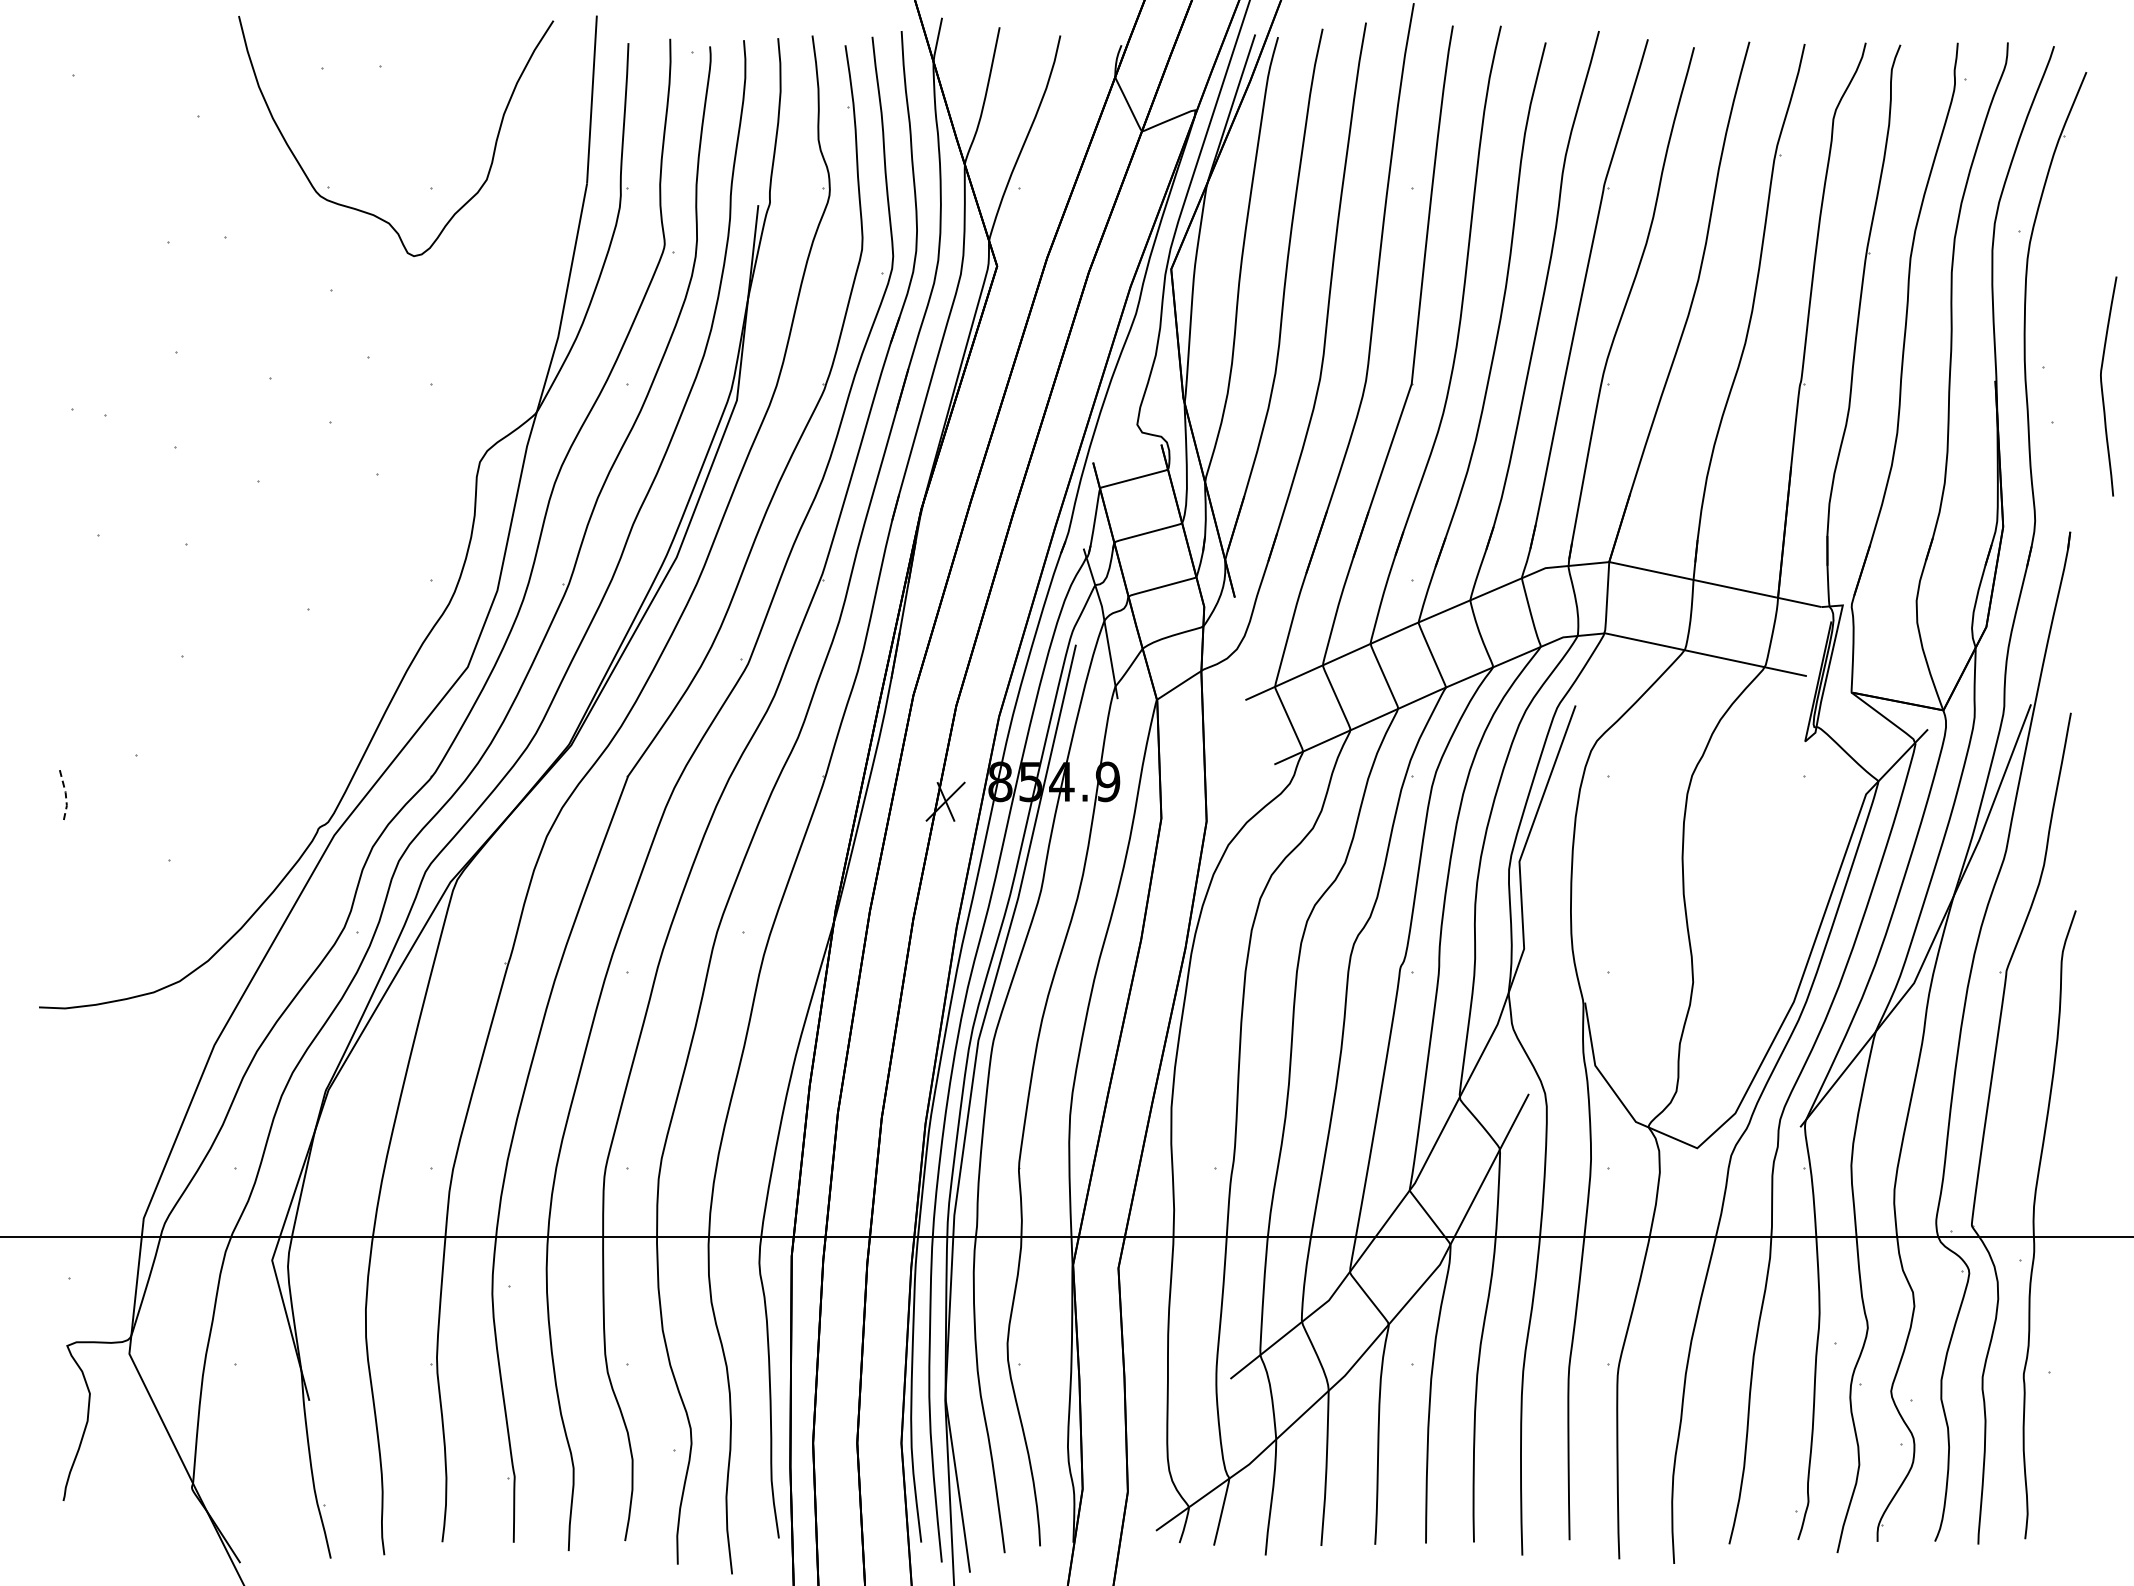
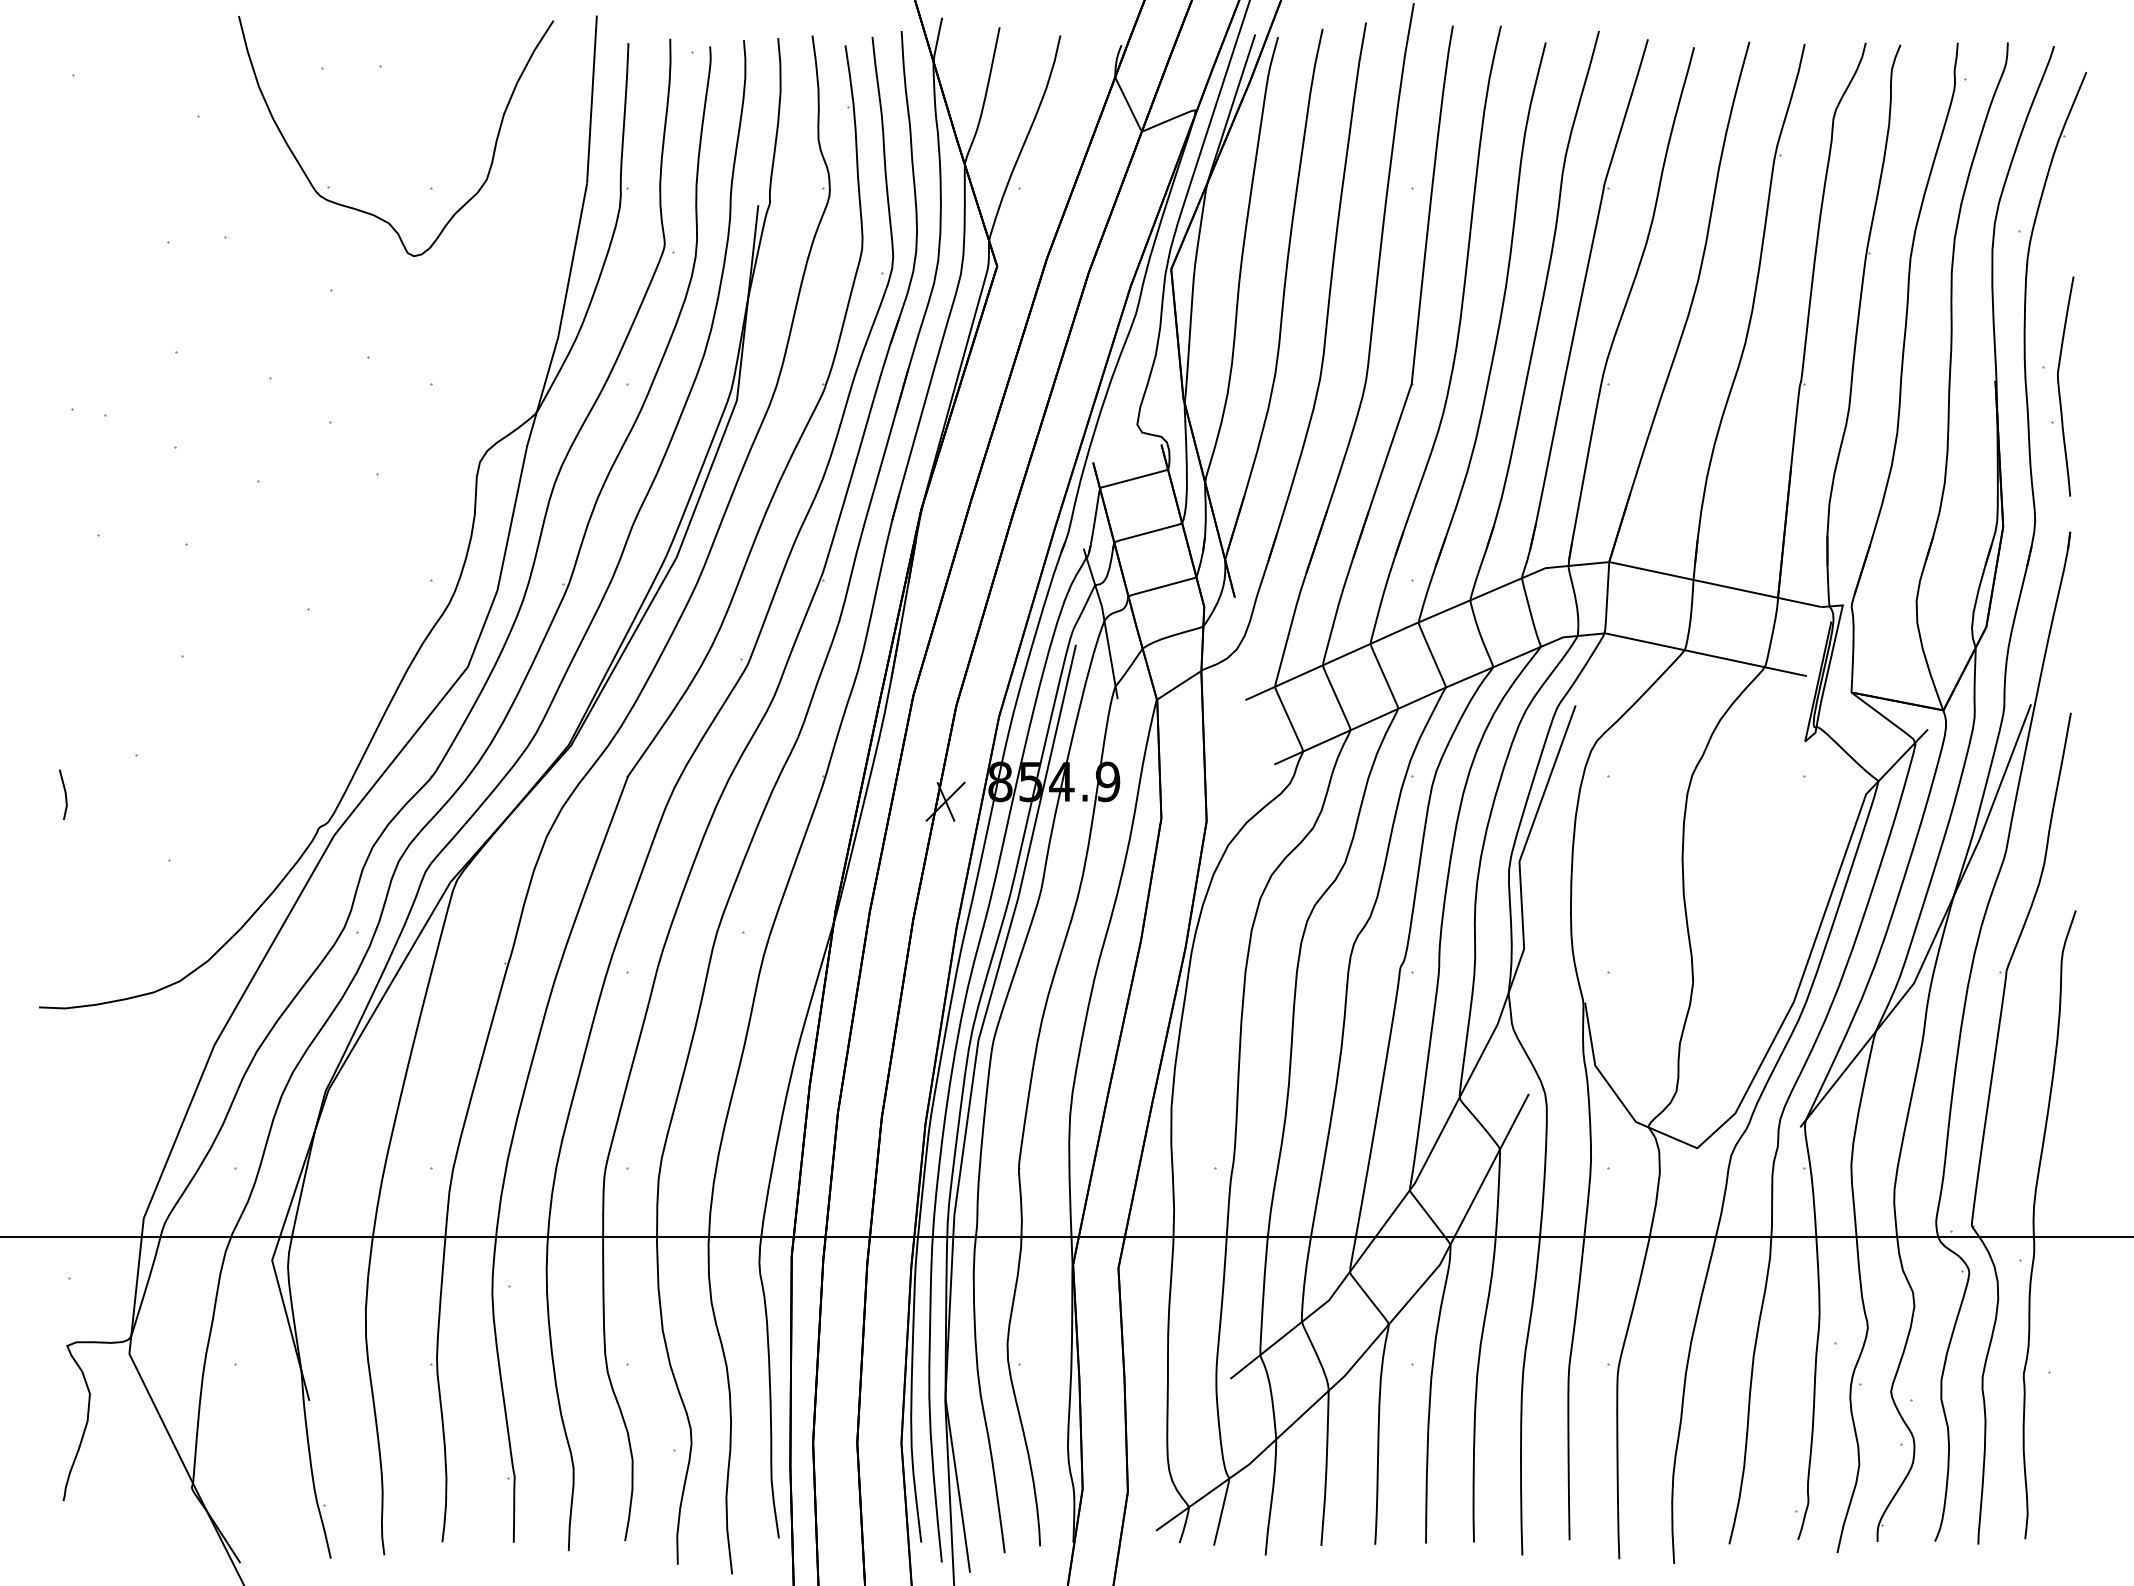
curve position: (2102, 386) -> (2059, 386) (2059, 386)
line: dashed -> solid (65, 794)
